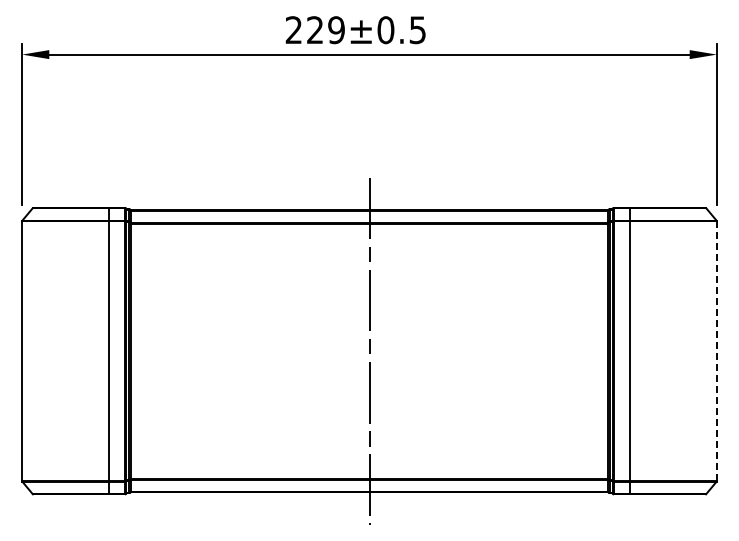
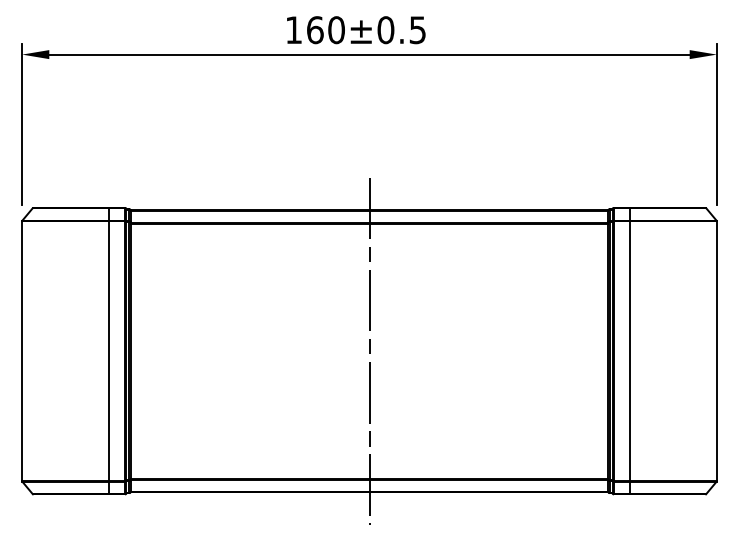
text: 229±0.5 -> 160±0.5 (314, 30)
line: dashed -> solid (716, 351)
